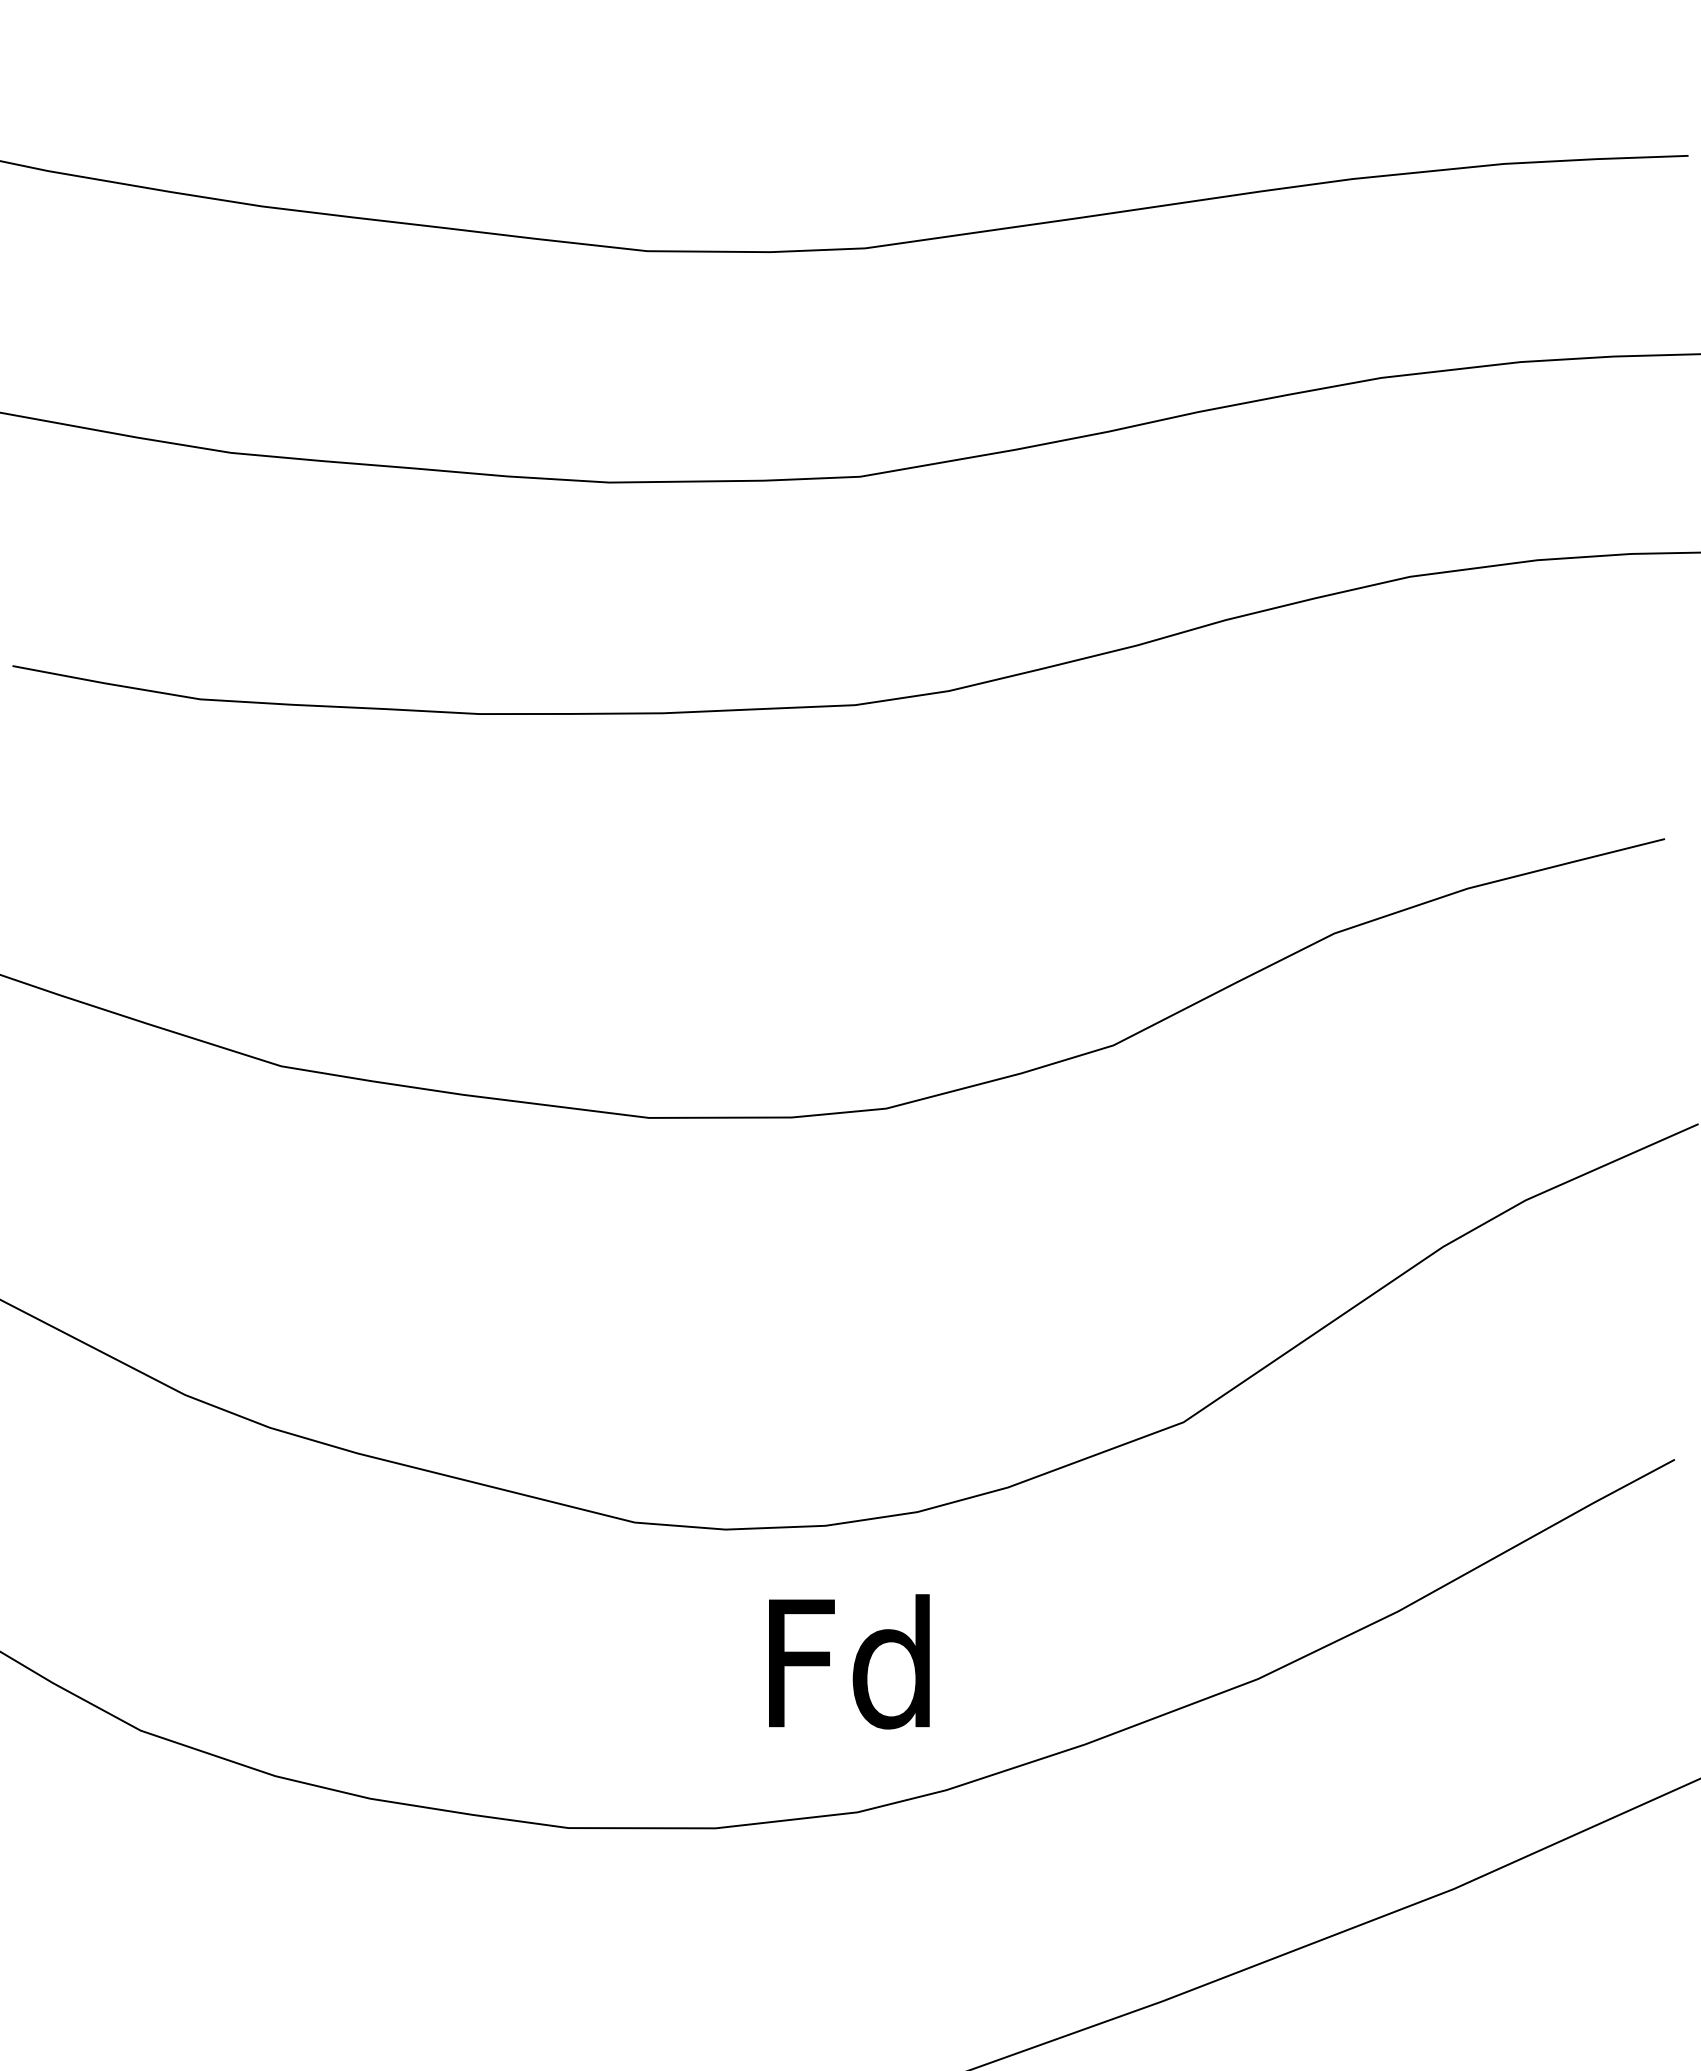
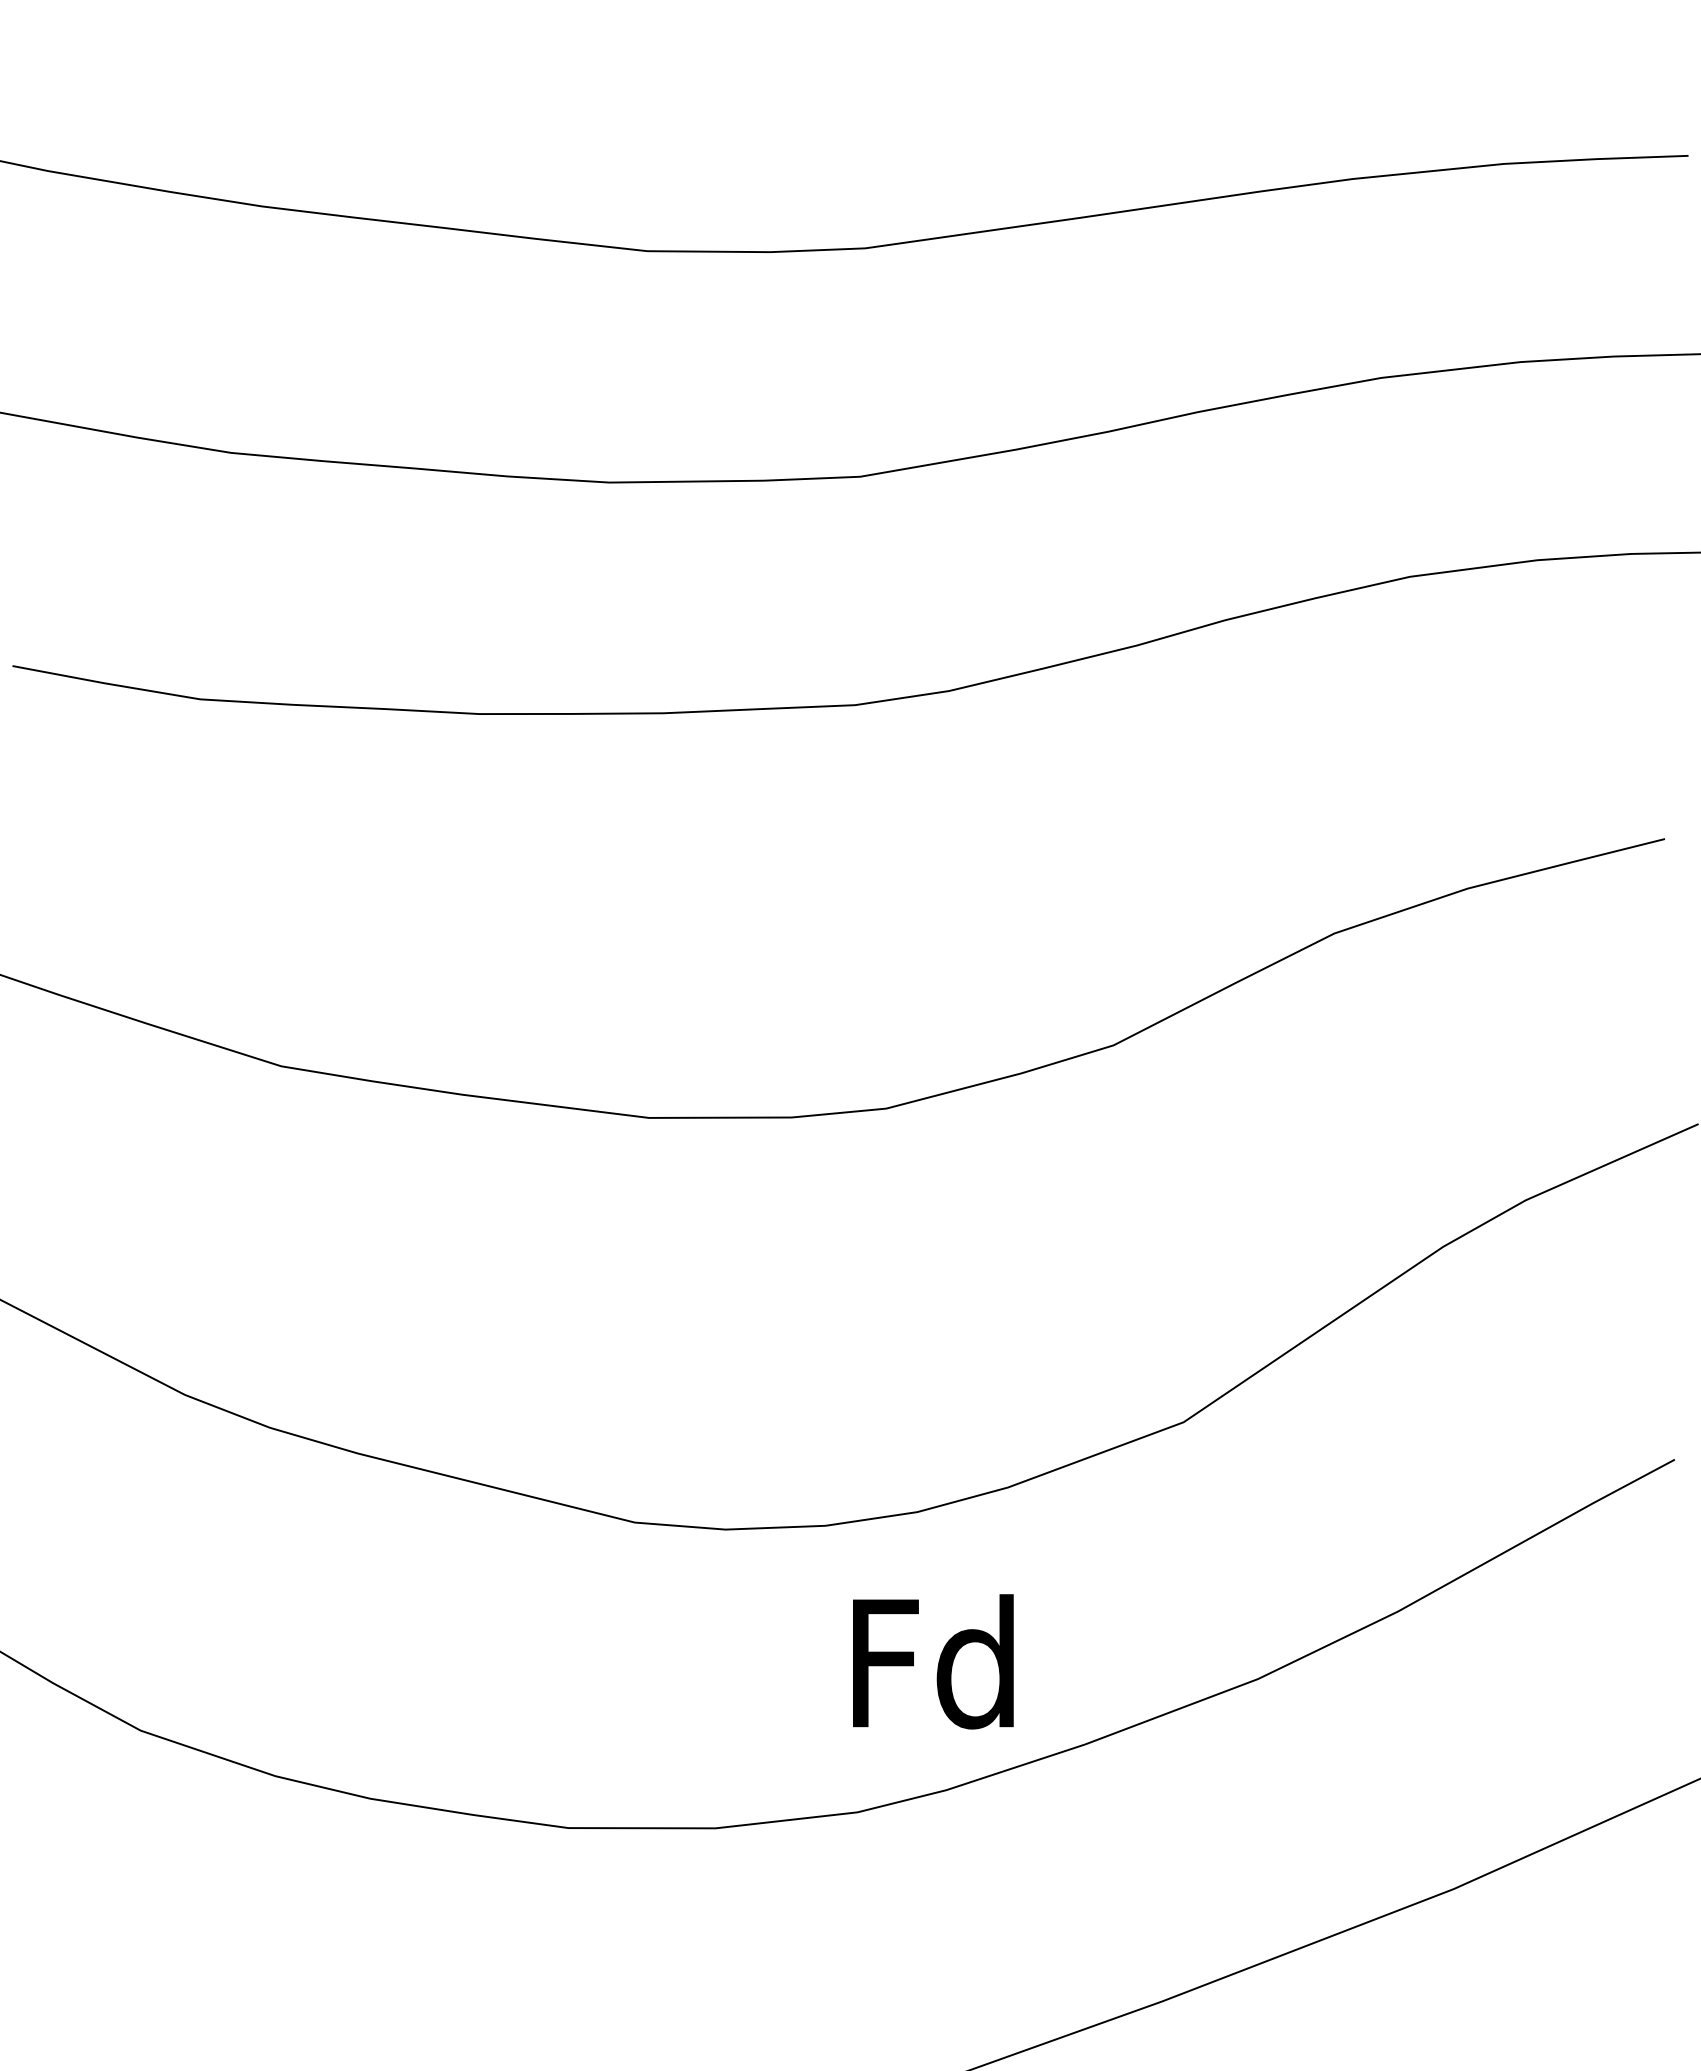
text position: (849, 1661) -> (933, 1661) (933, 1661)
